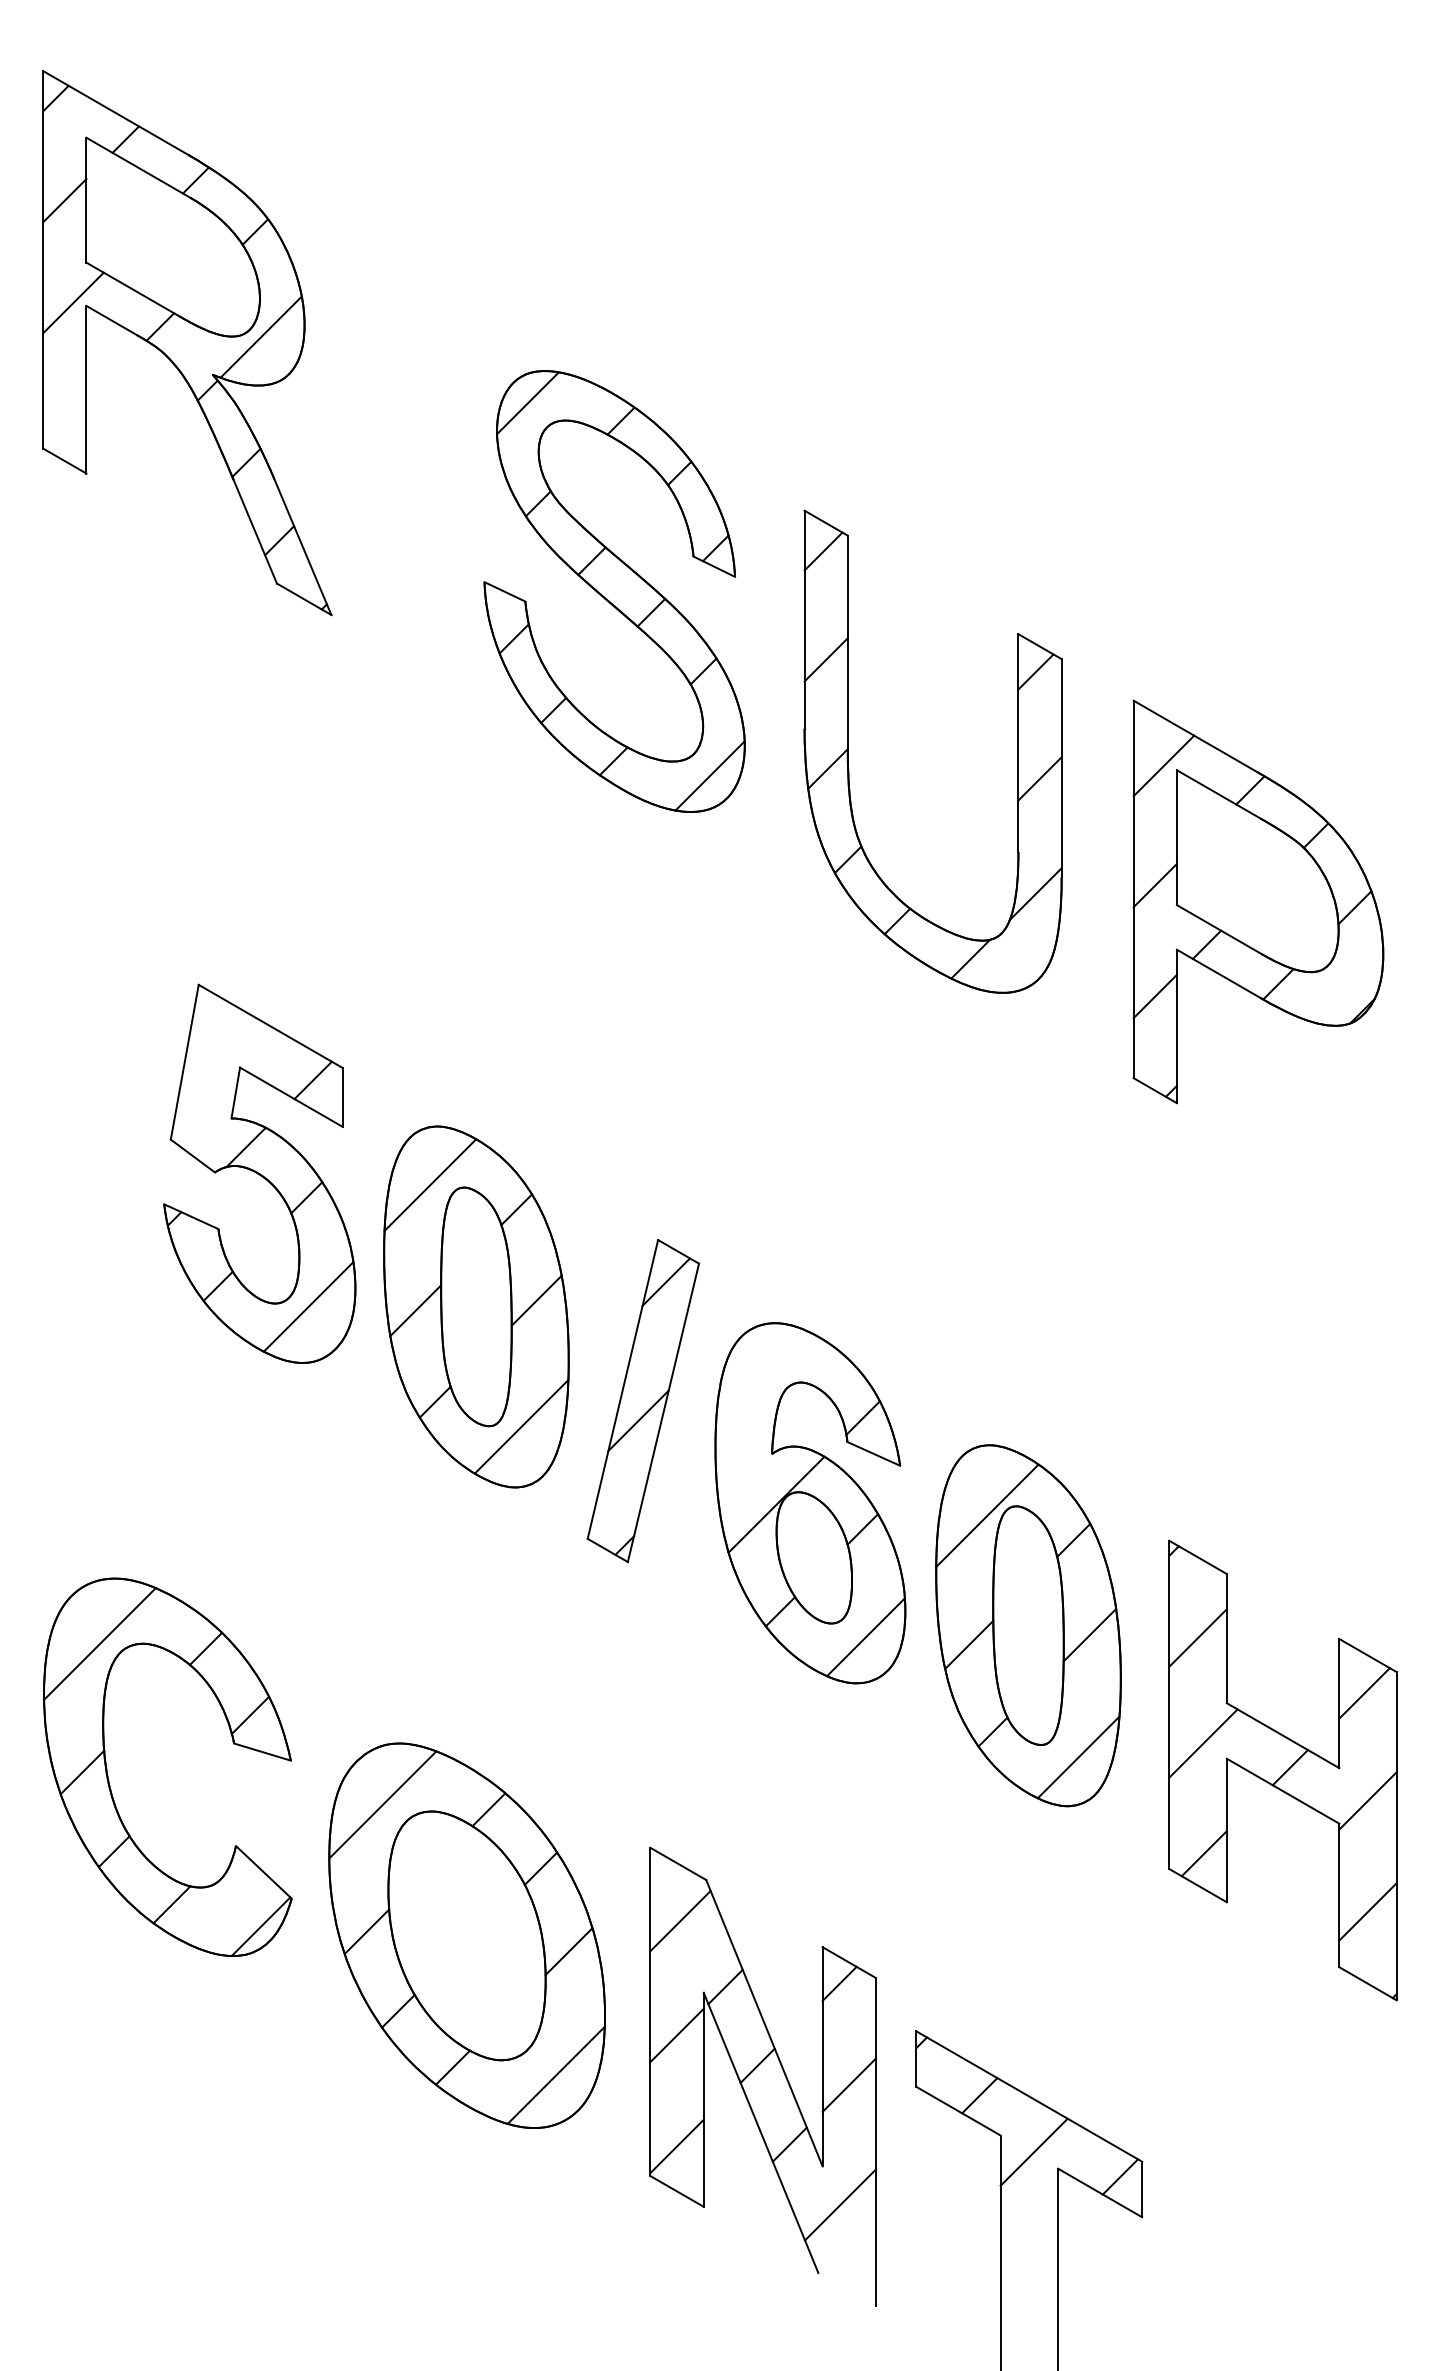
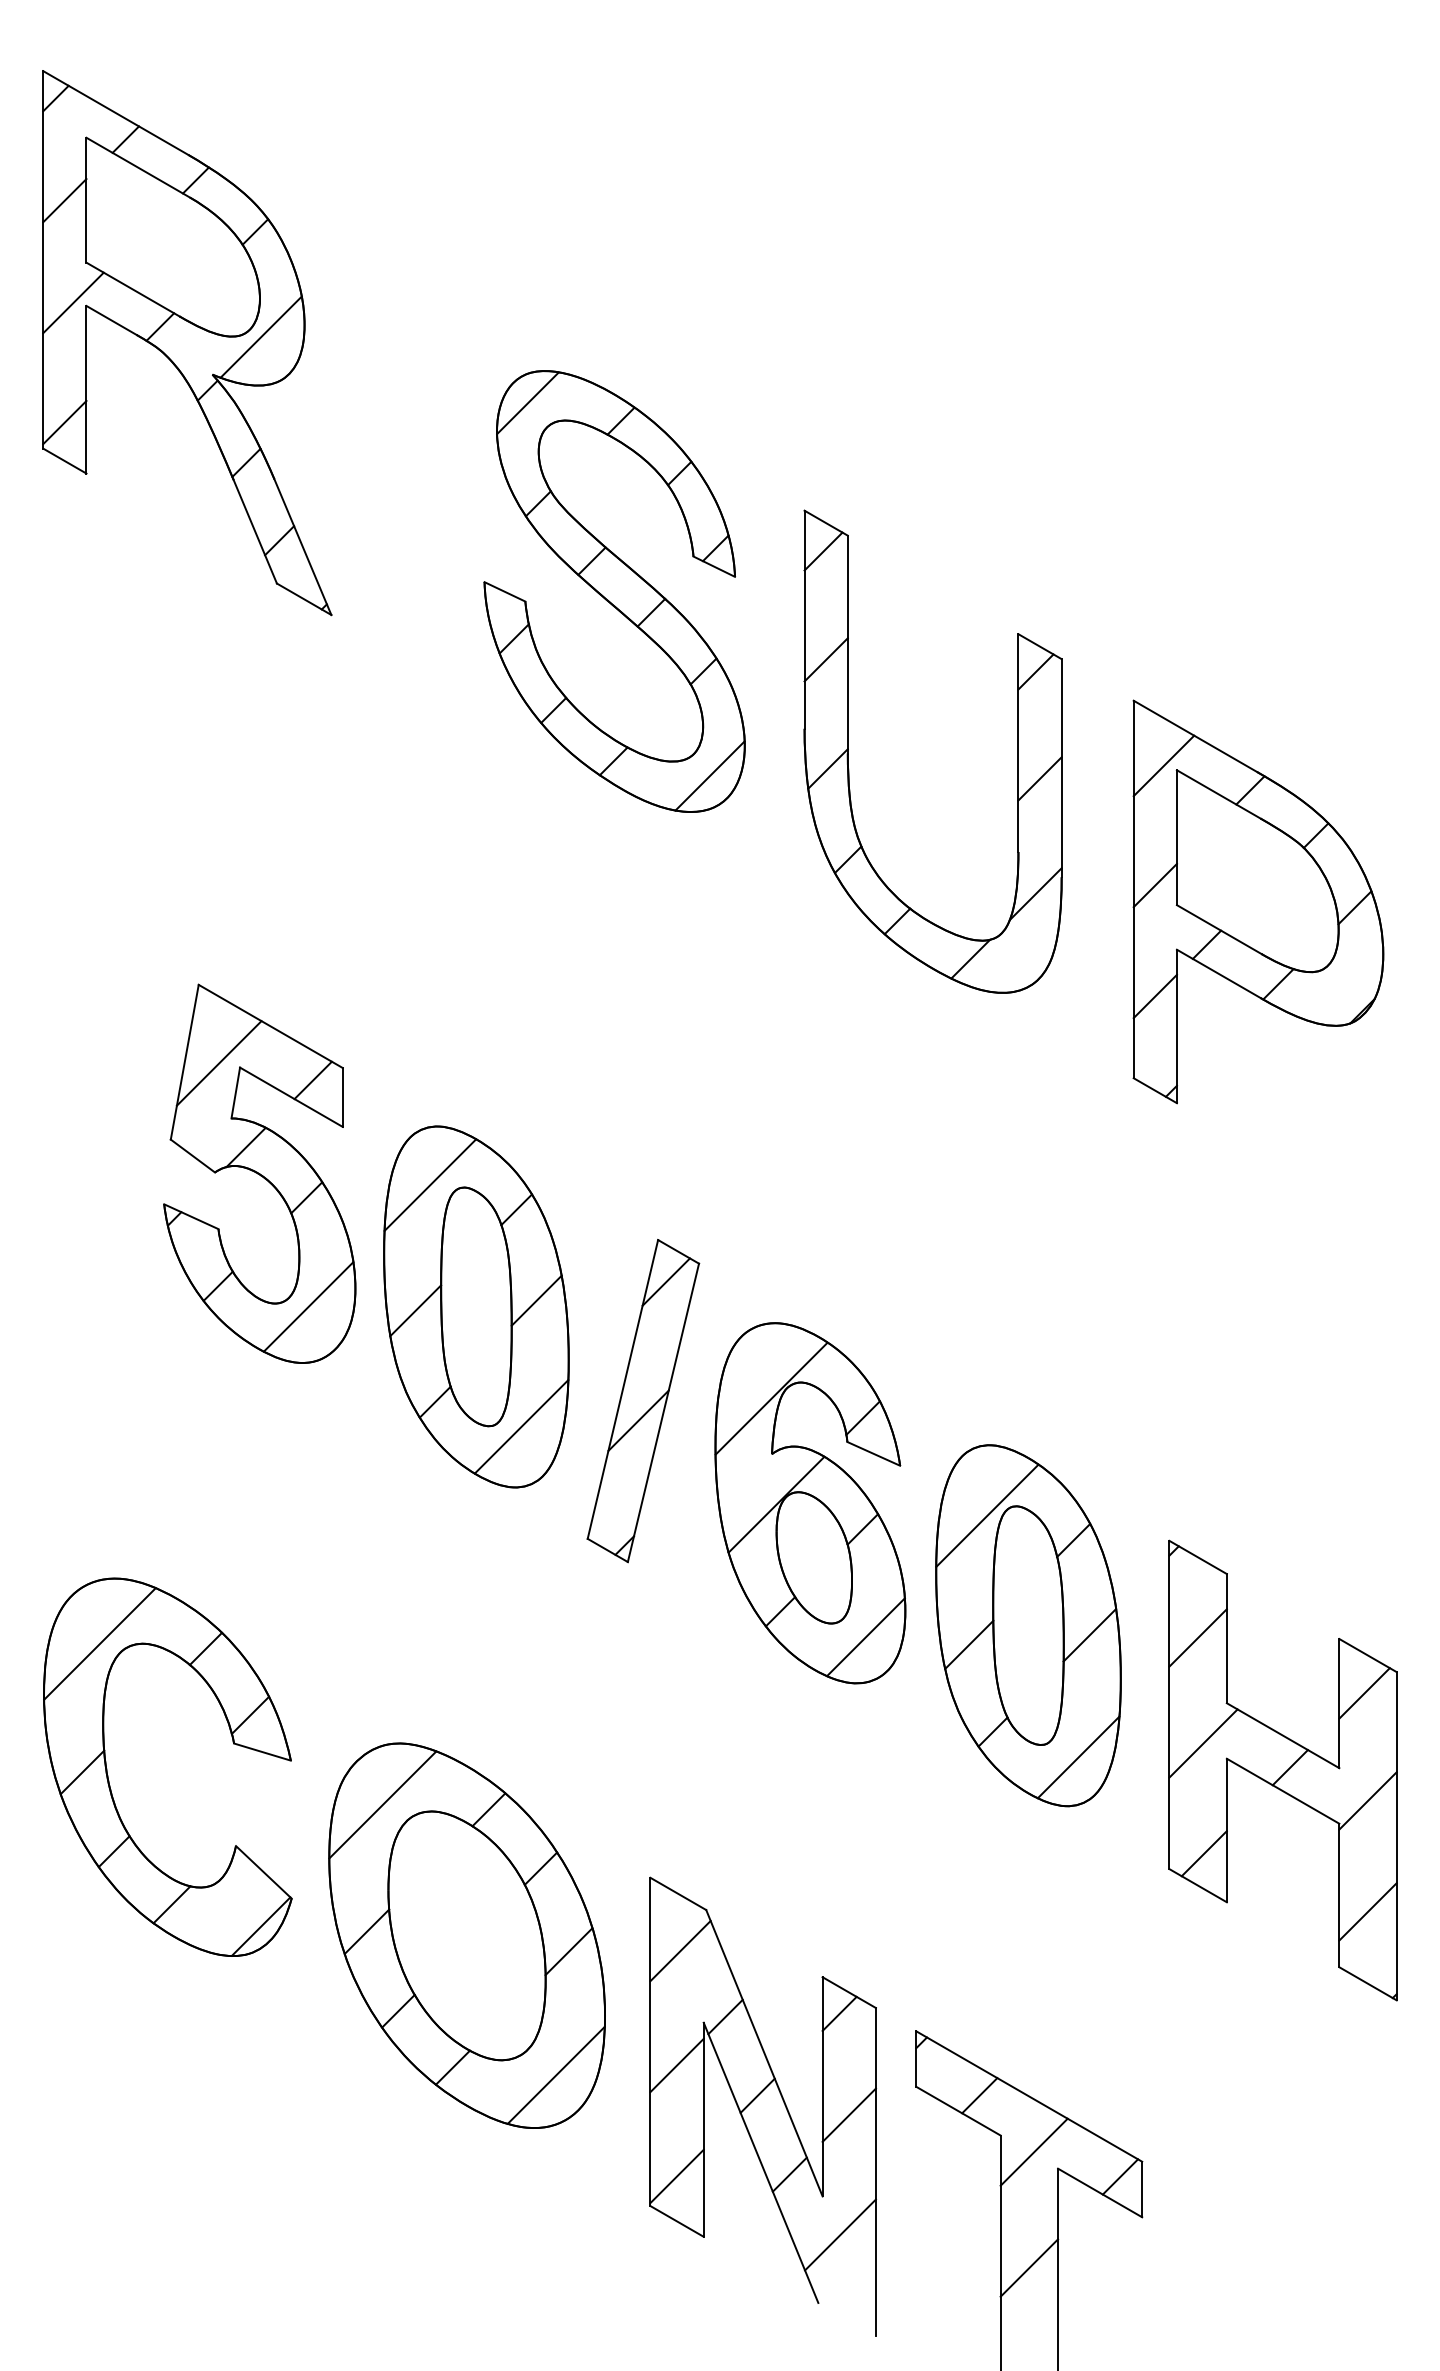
line: none -> present (64, 422)
line: none -> present (218, 1063)
line: none -> present (771, 1398)
part position: (762, 2076) -> (762, 2106) (762, 2106)
line: none -> present (1029, 2267)
